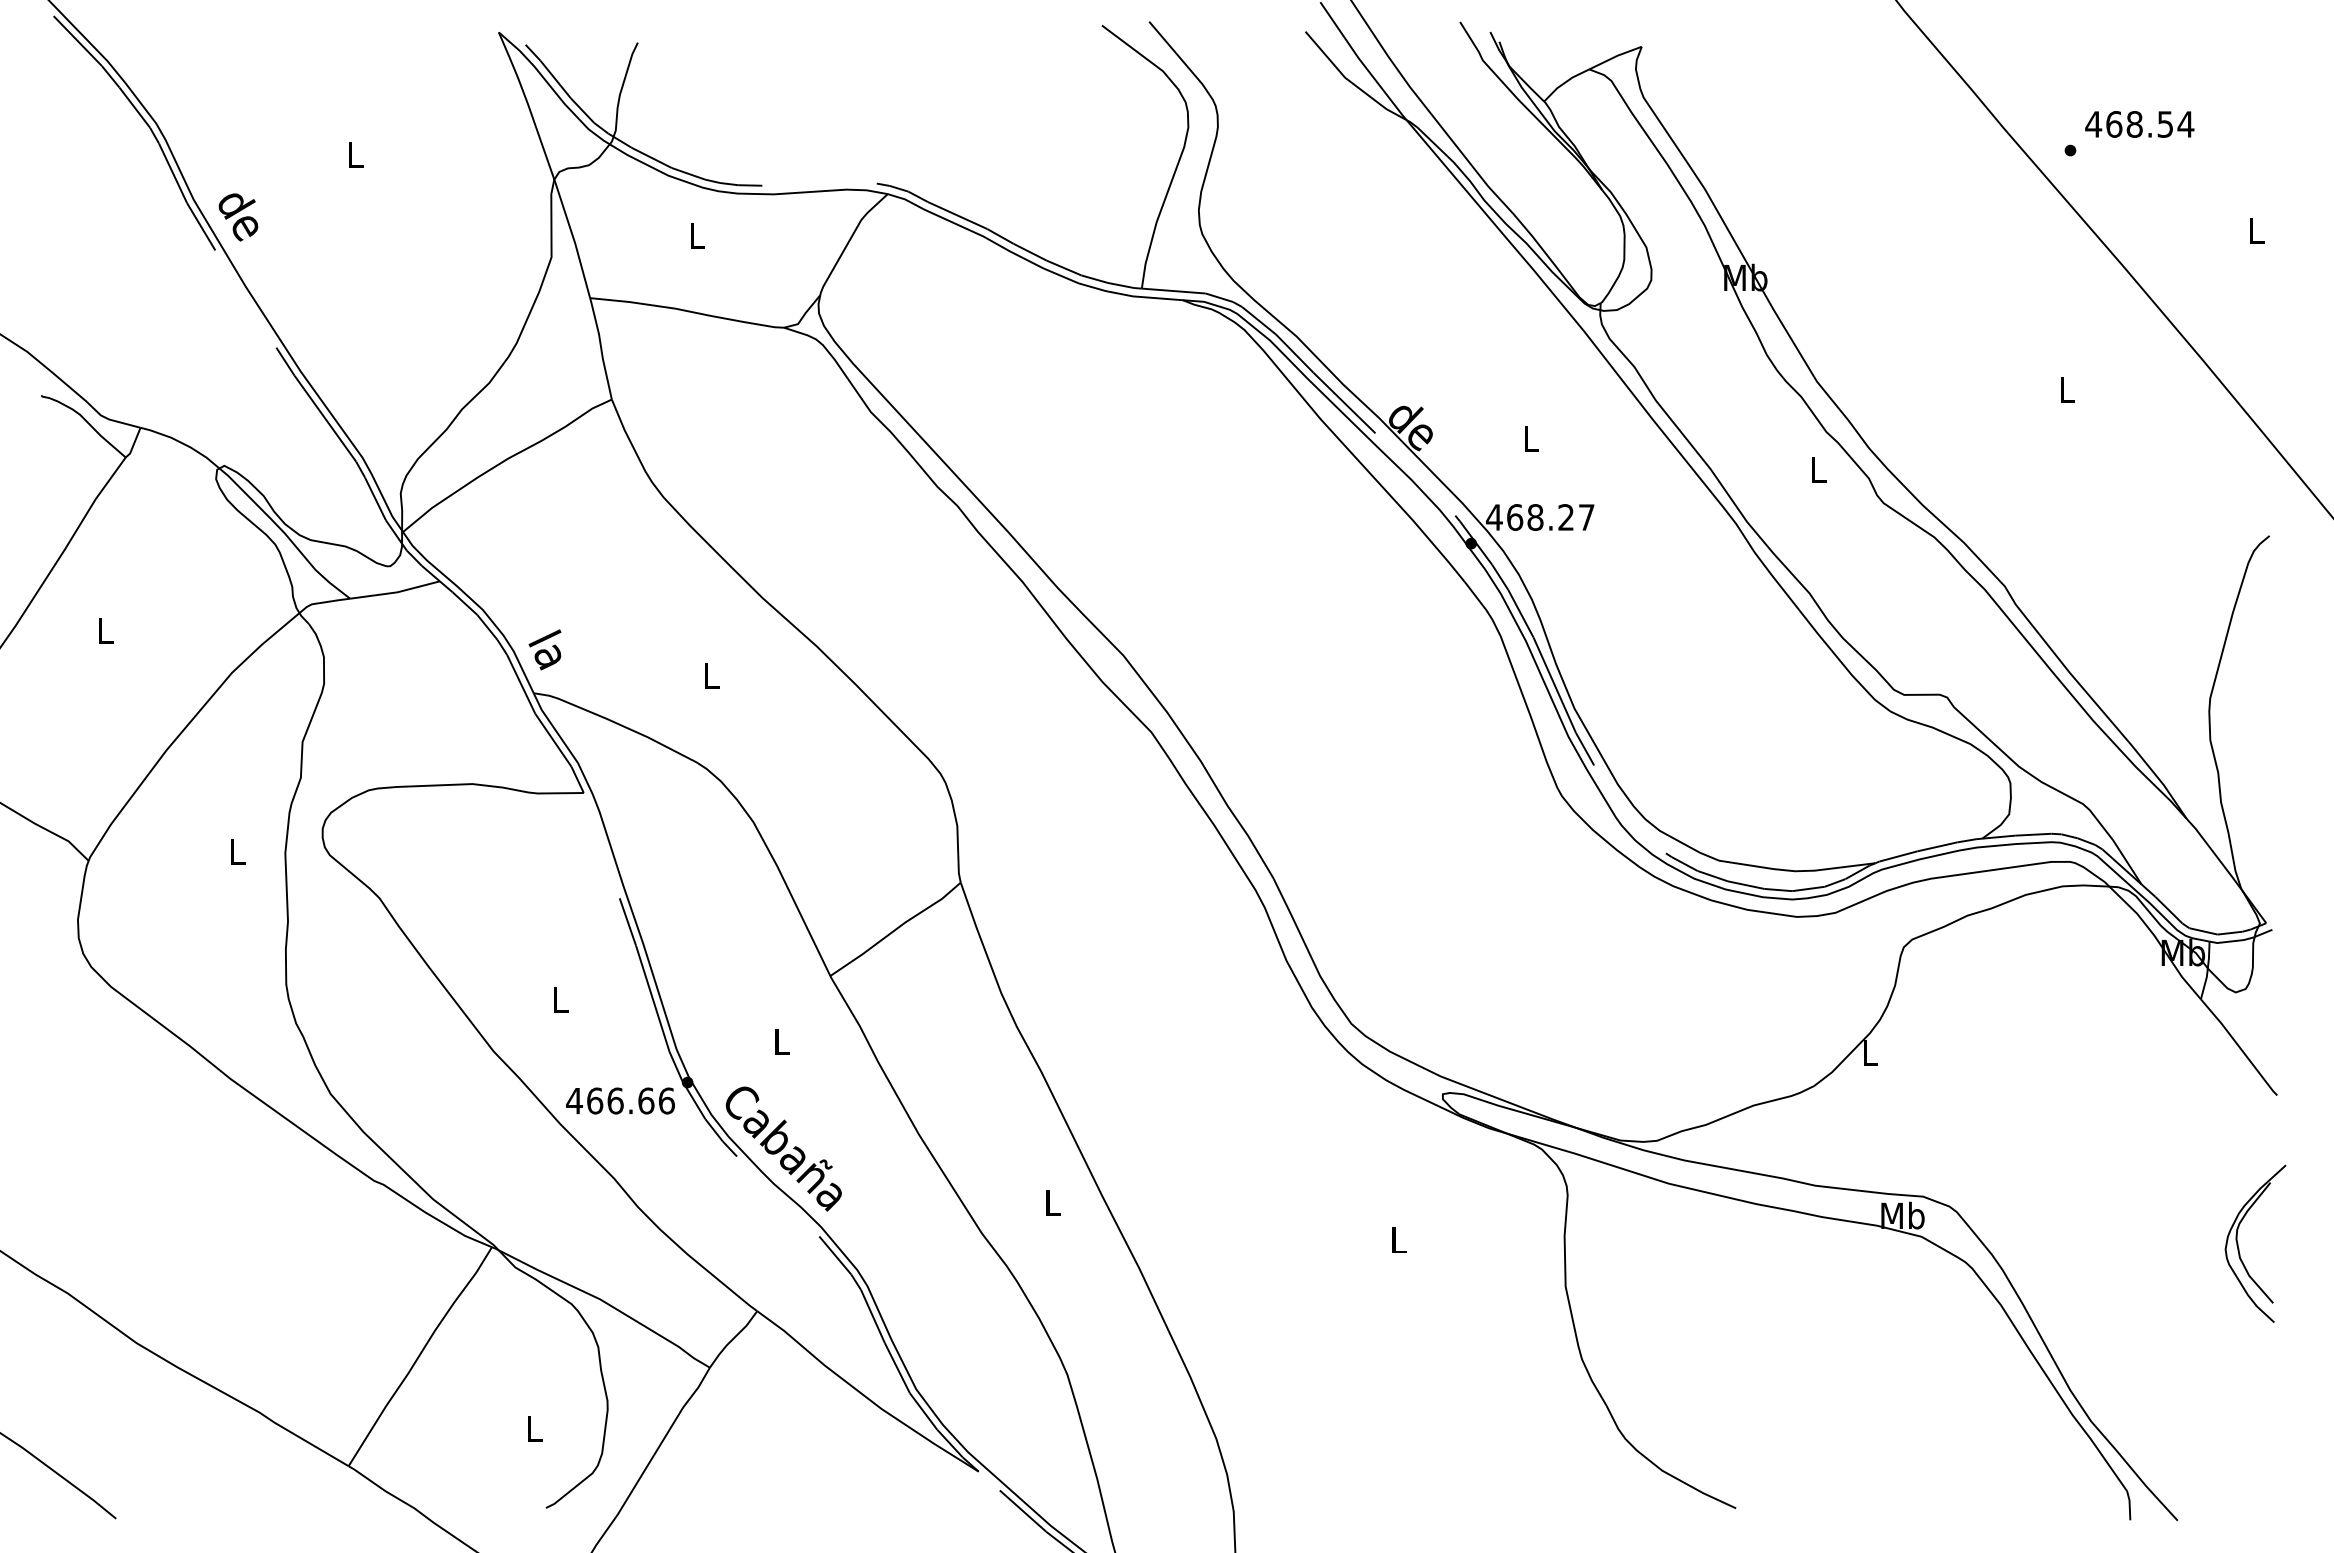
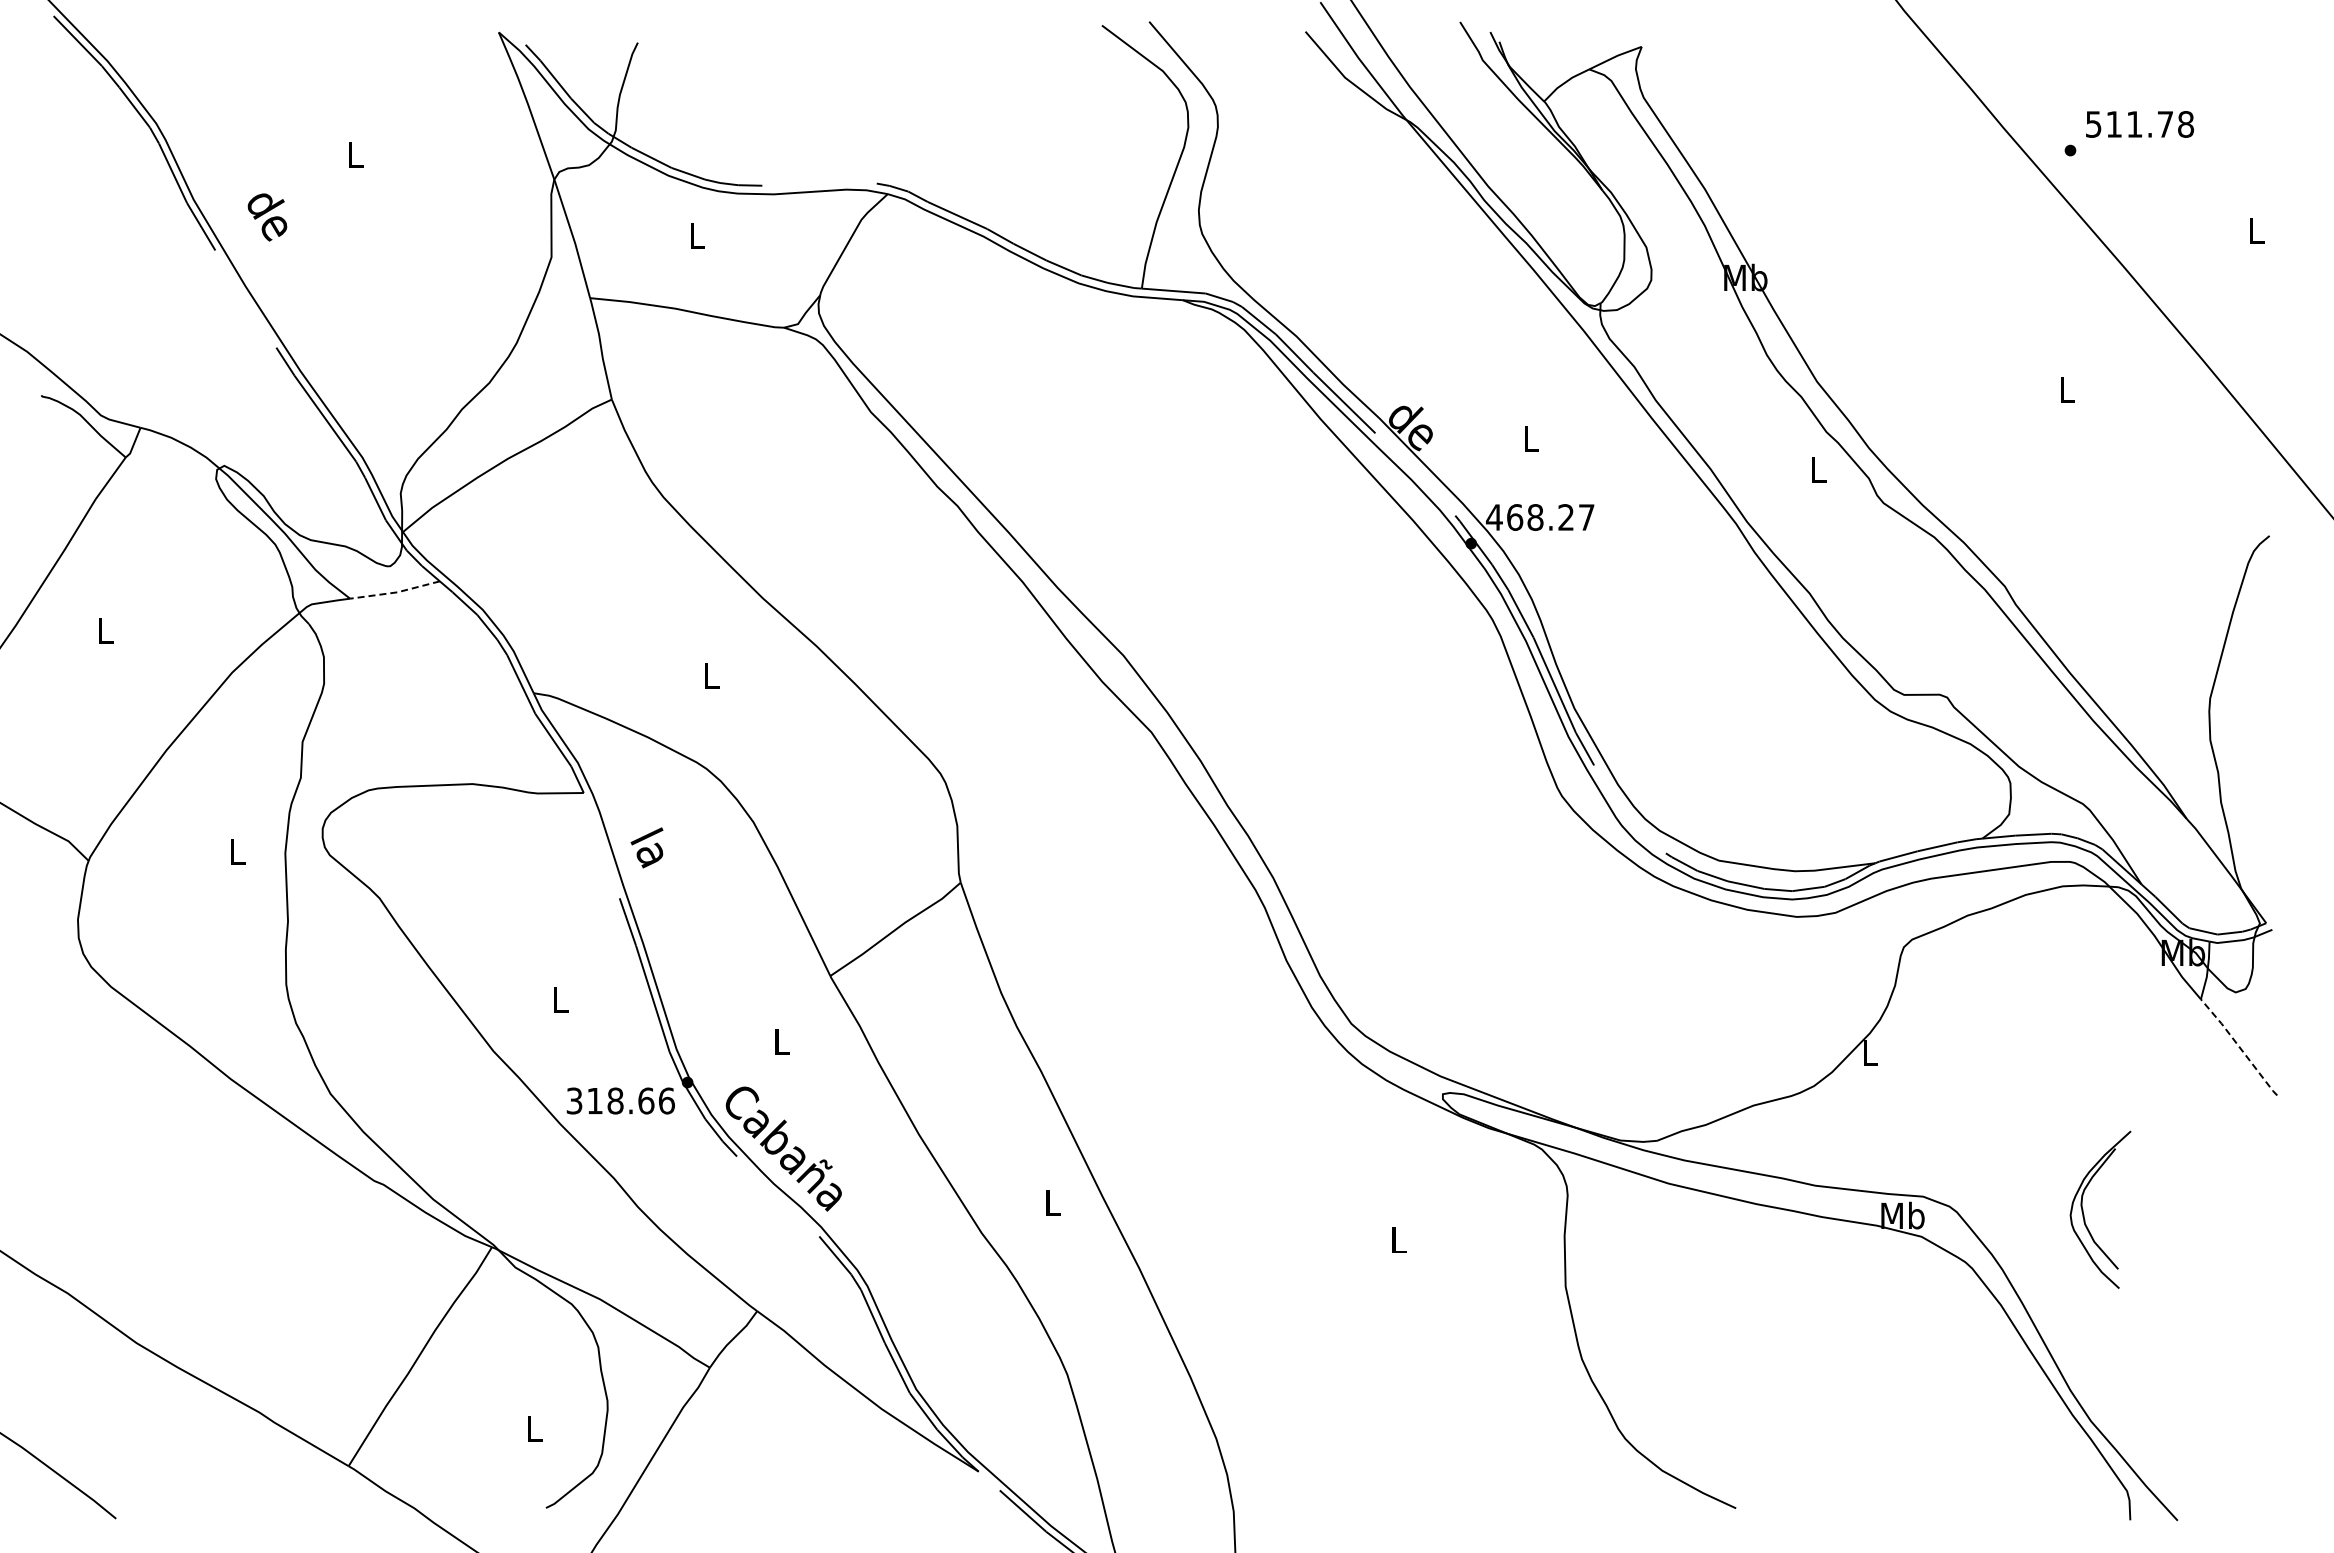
text: 468.54 -> 511.78 (2139, 124)
text position: (238, 217) -> (267, 217) (267, 217)
line: solid -> dashed (395, 592)
text position: (544, 649) -> (646, 847) (646, 847)
line: solid -> dashed (2239, 1047)
text: 466.66 -> 318.66 (594, 1100)
part position: (2239, 1248) -> (2084, 1214) (2084, 1214)
